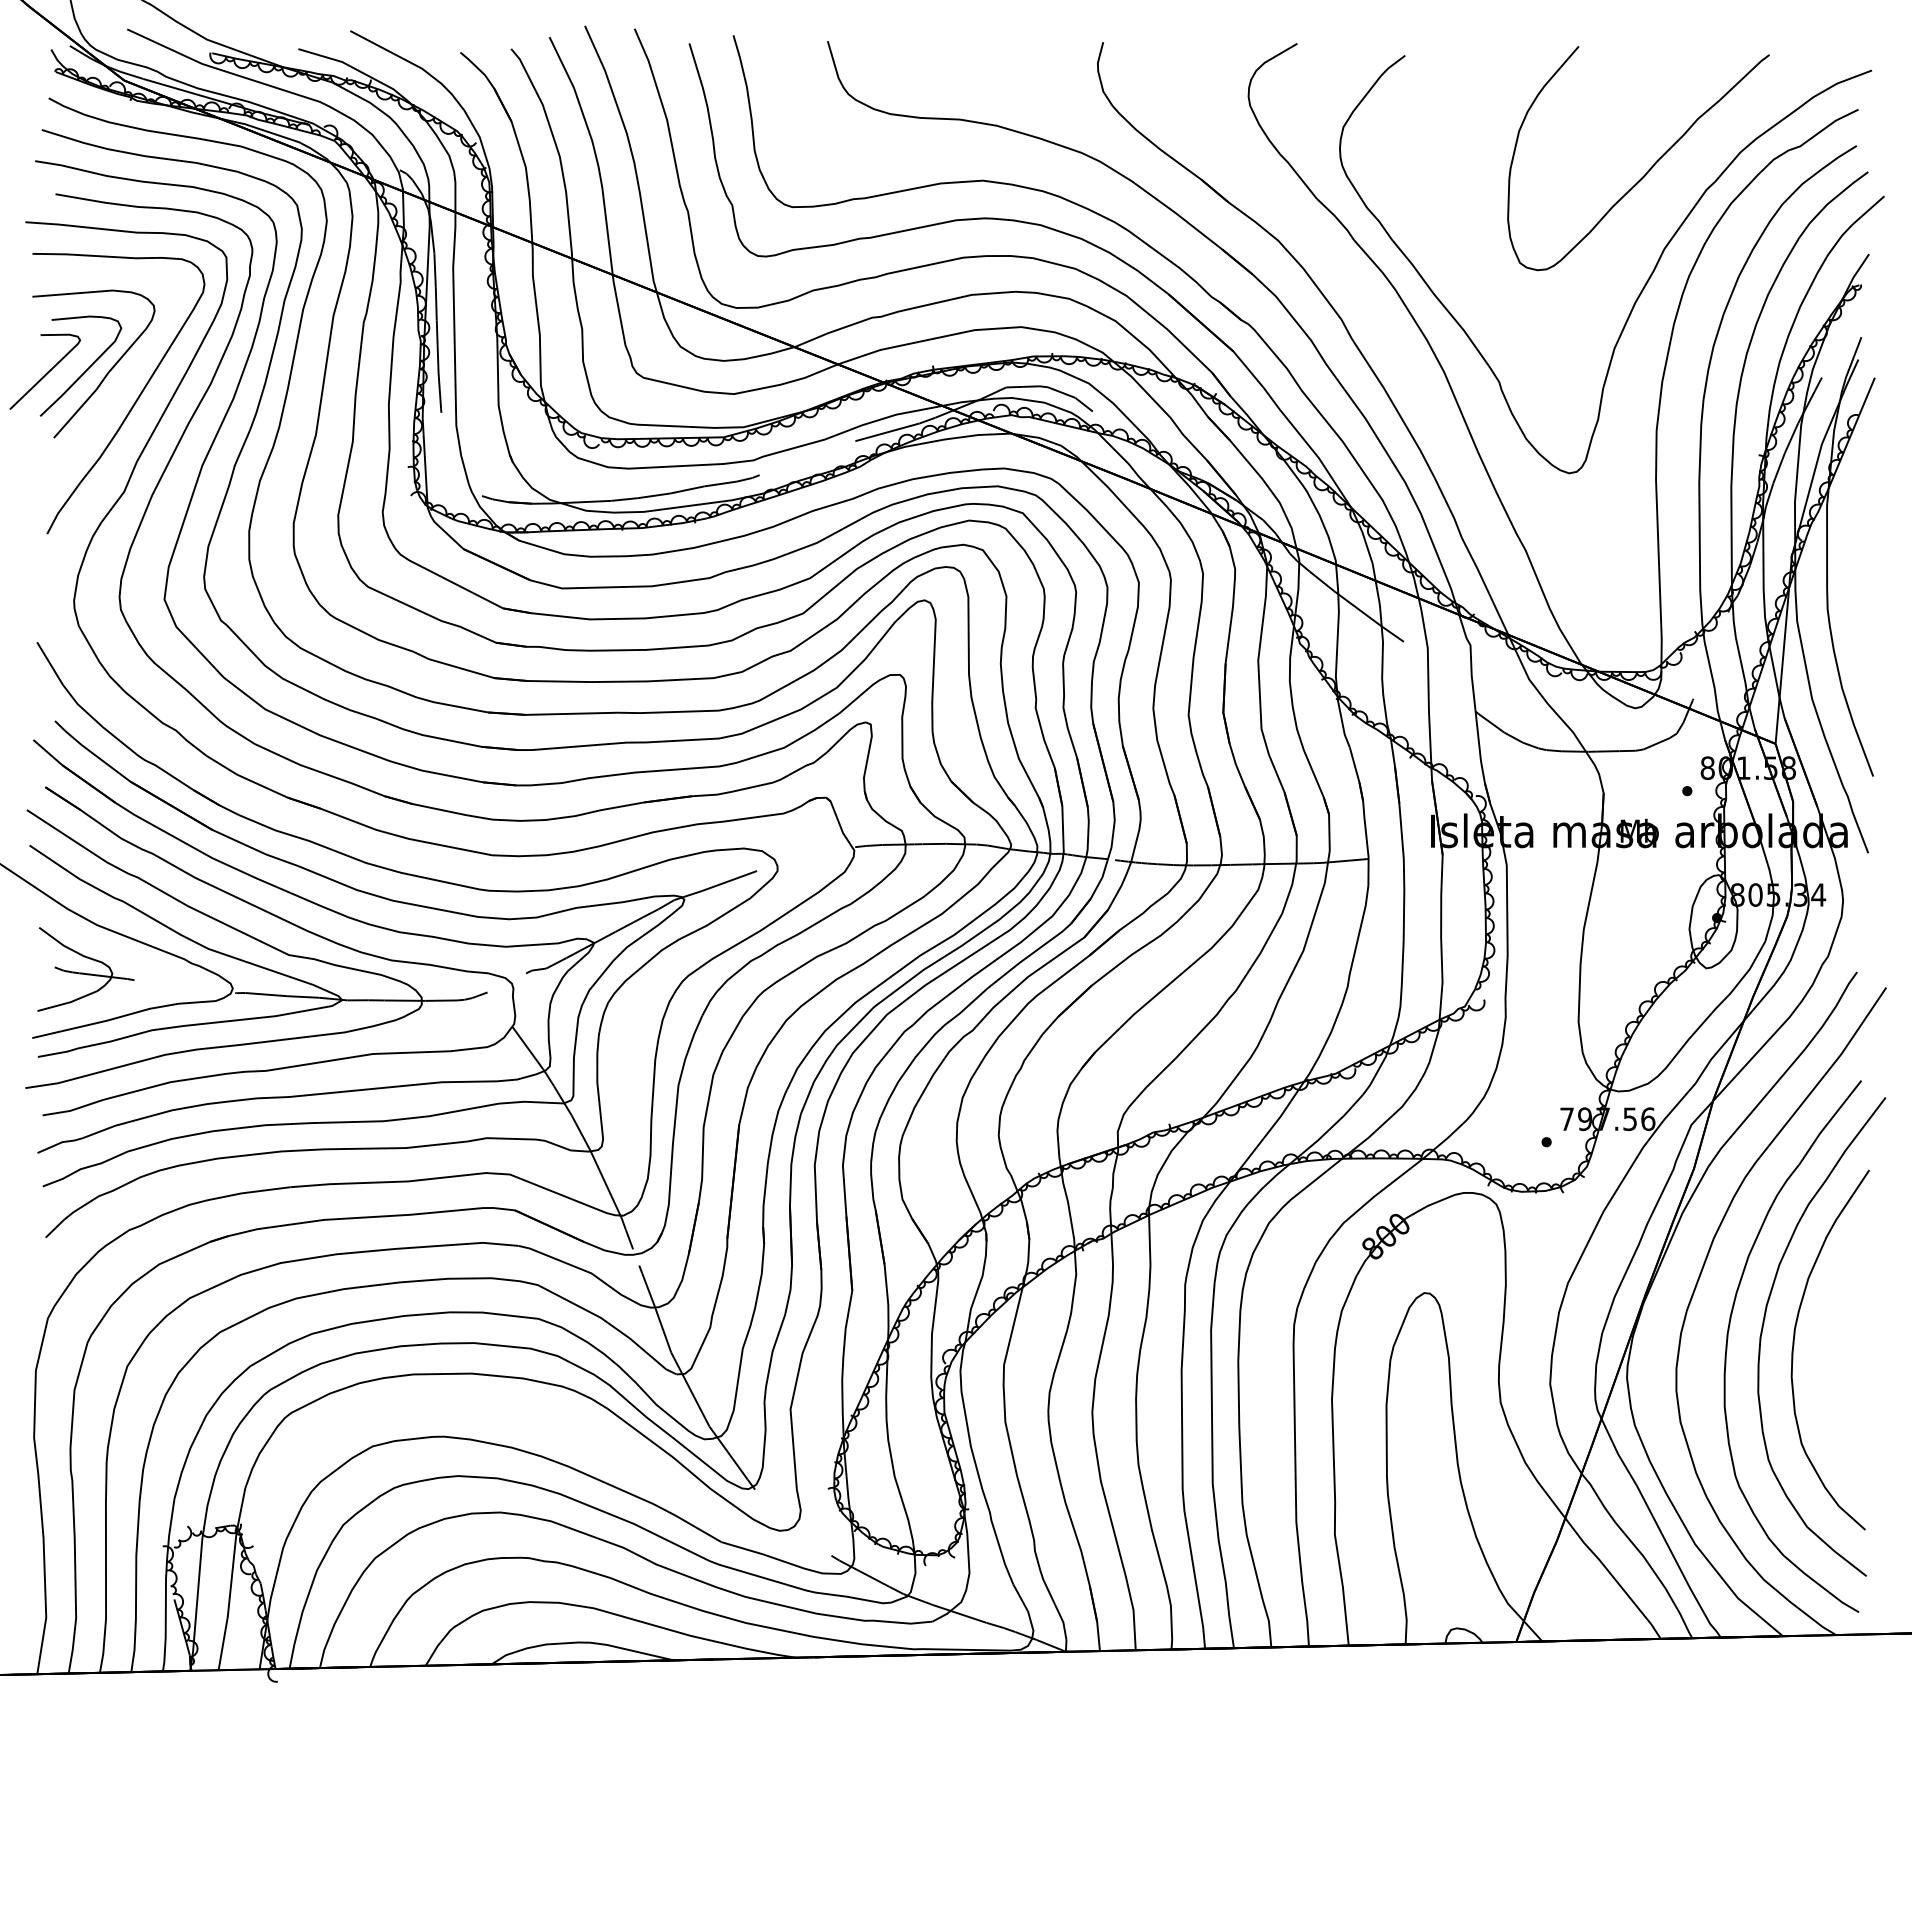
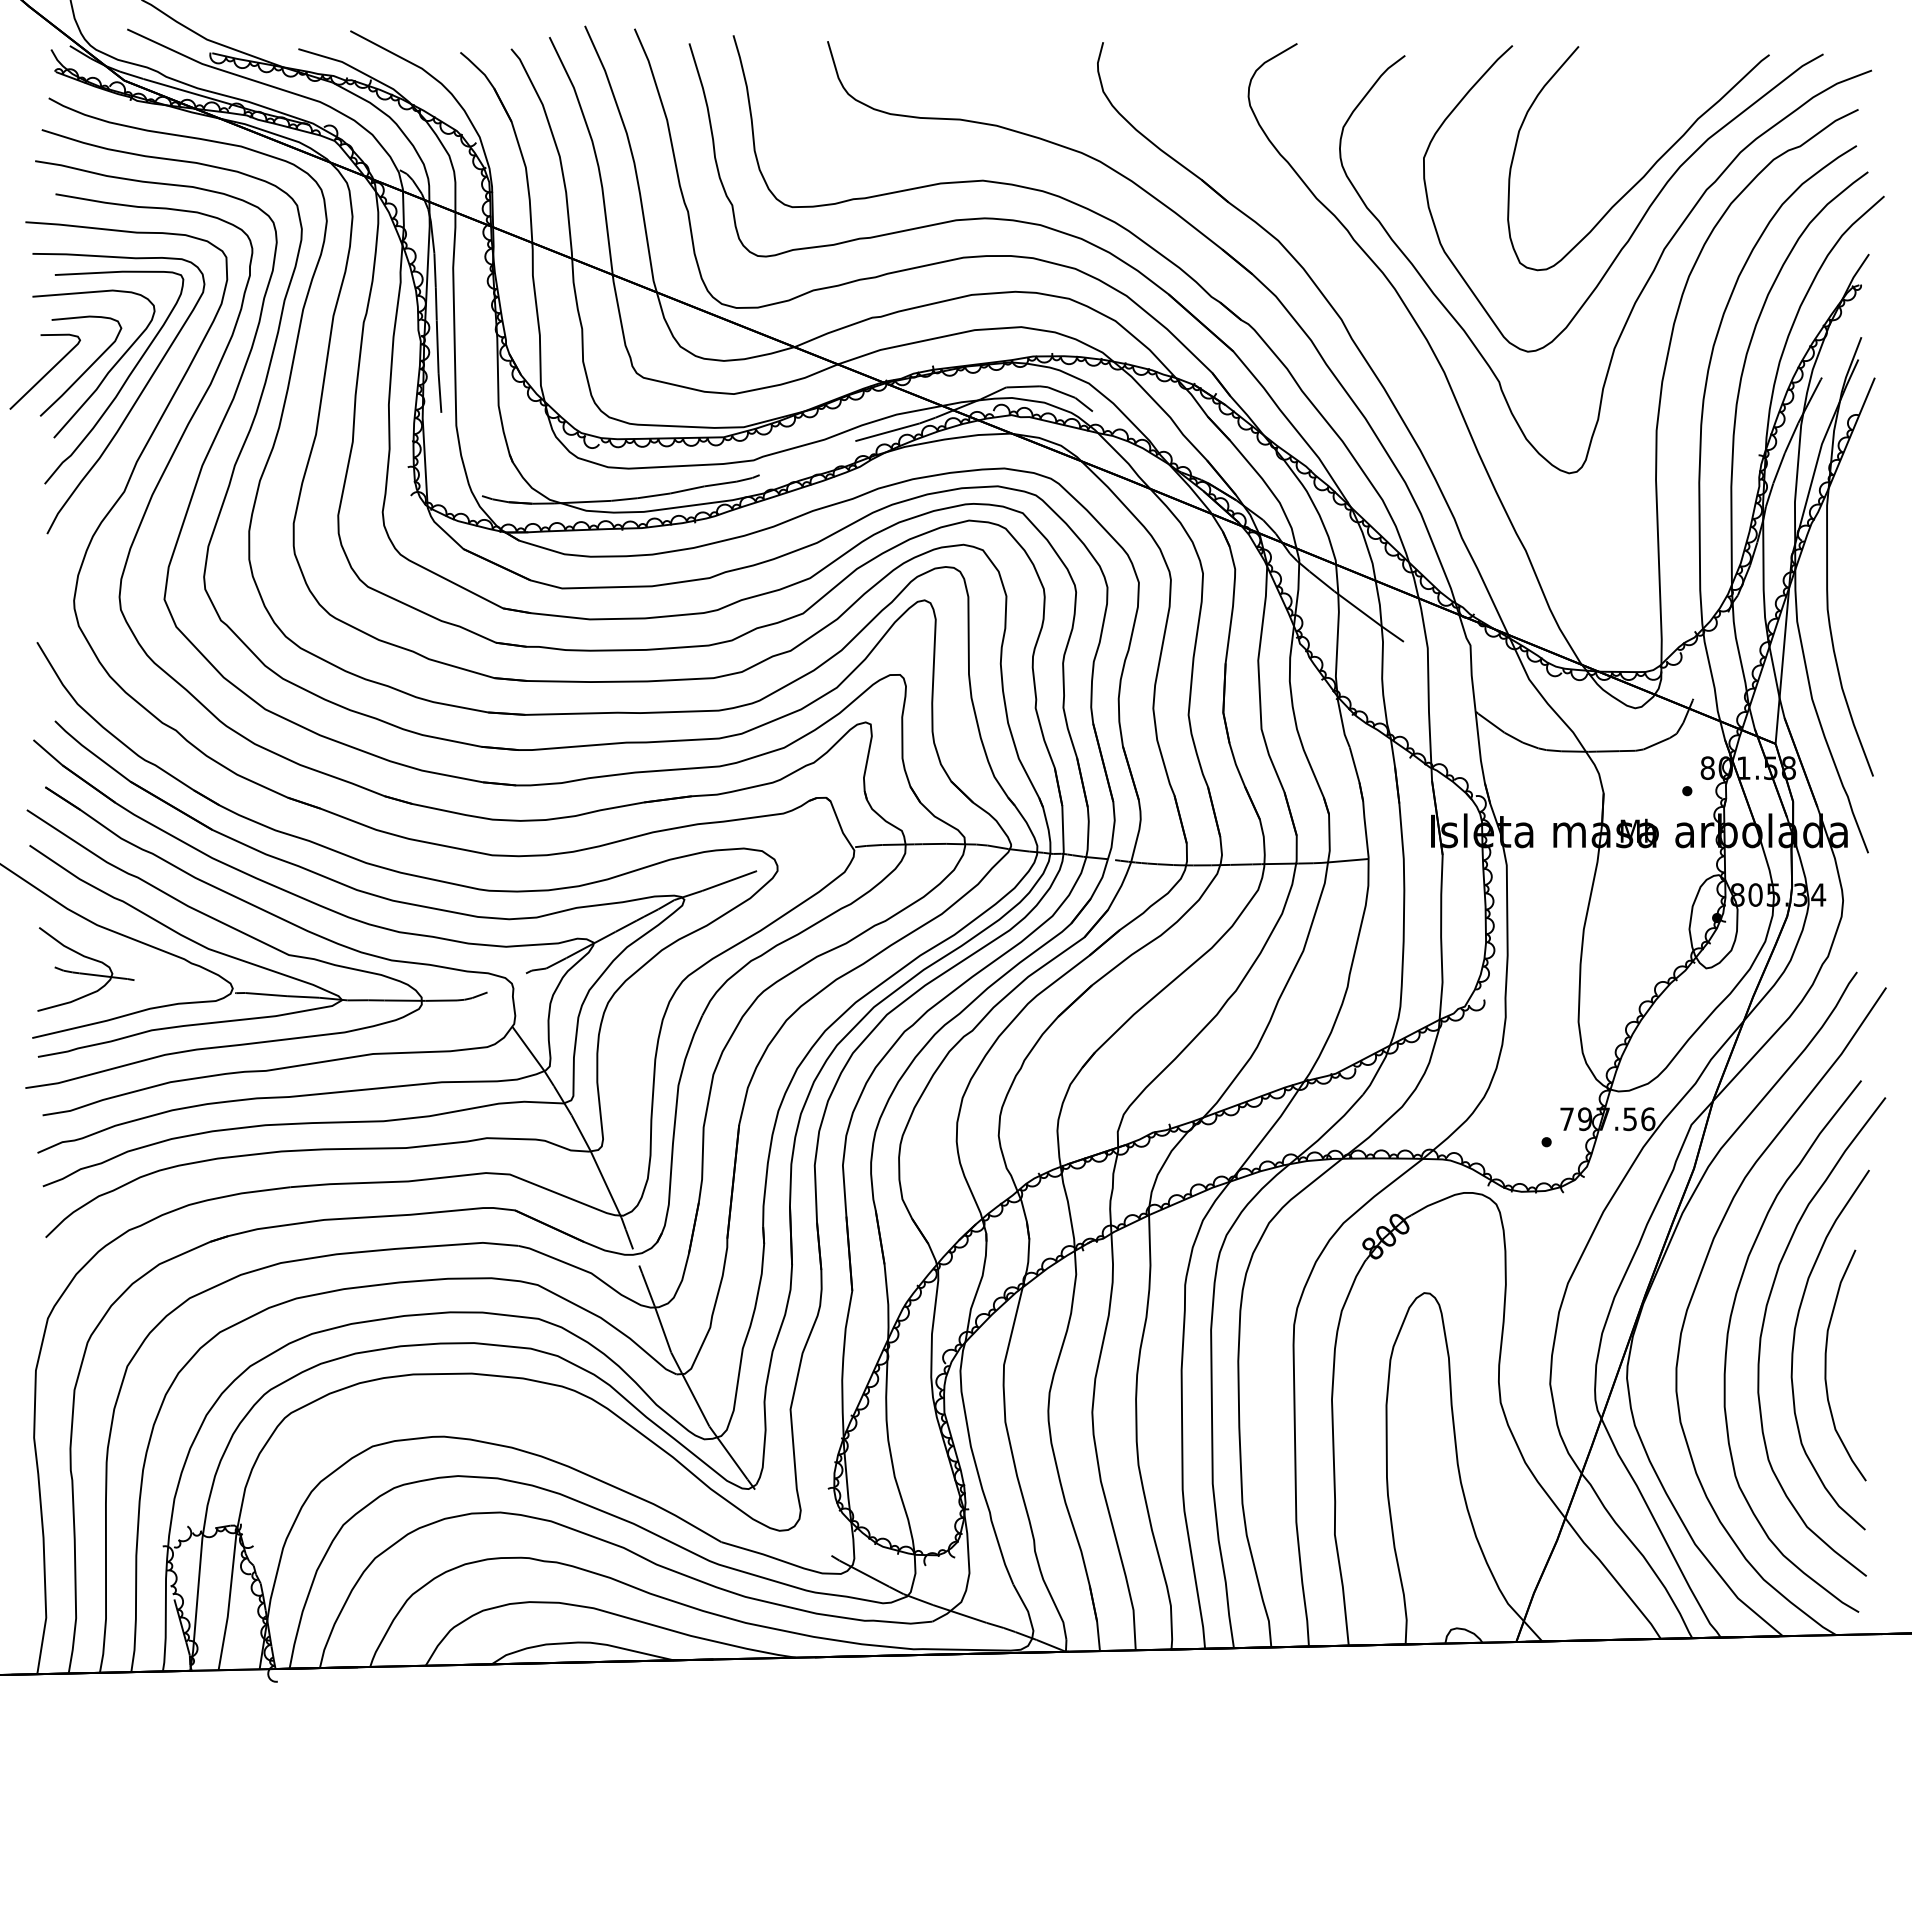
curve: none -> present (1645, 211)
curve: none -> present (122, 384)
curve: none -> present (1826, 1365)
